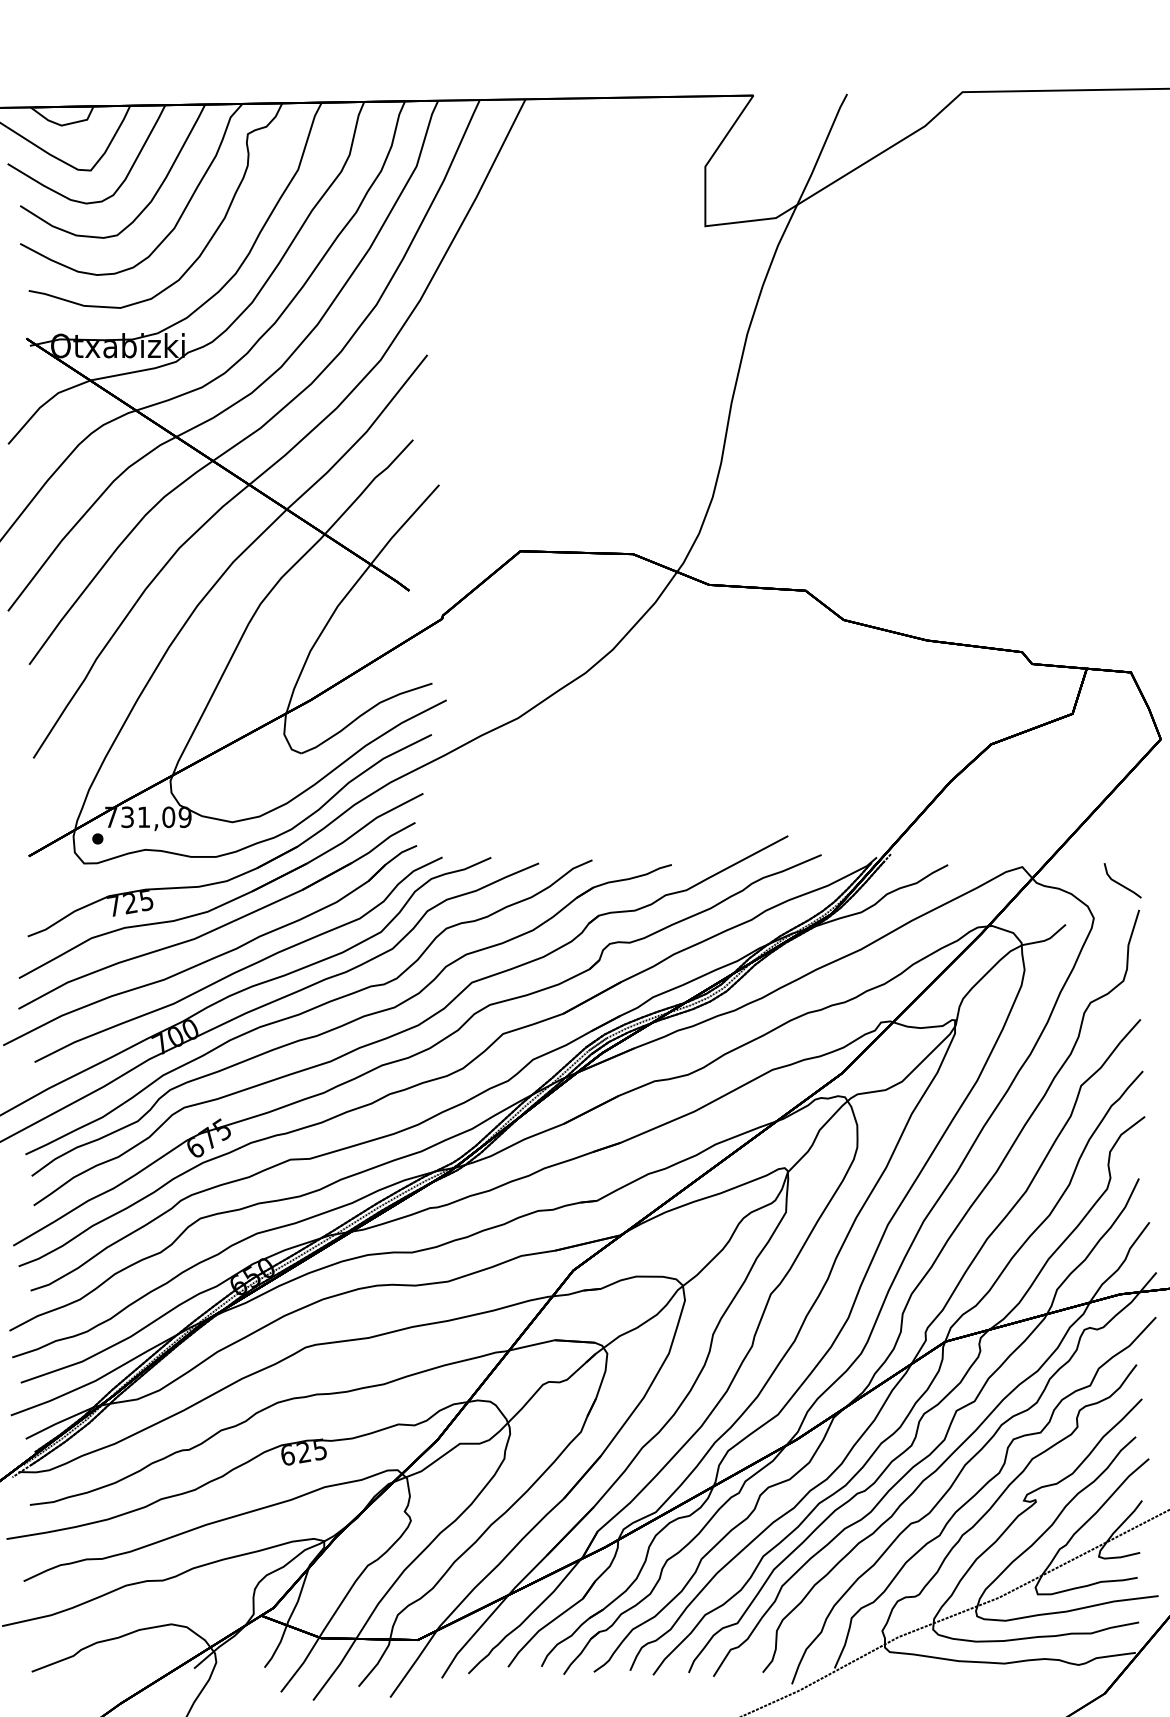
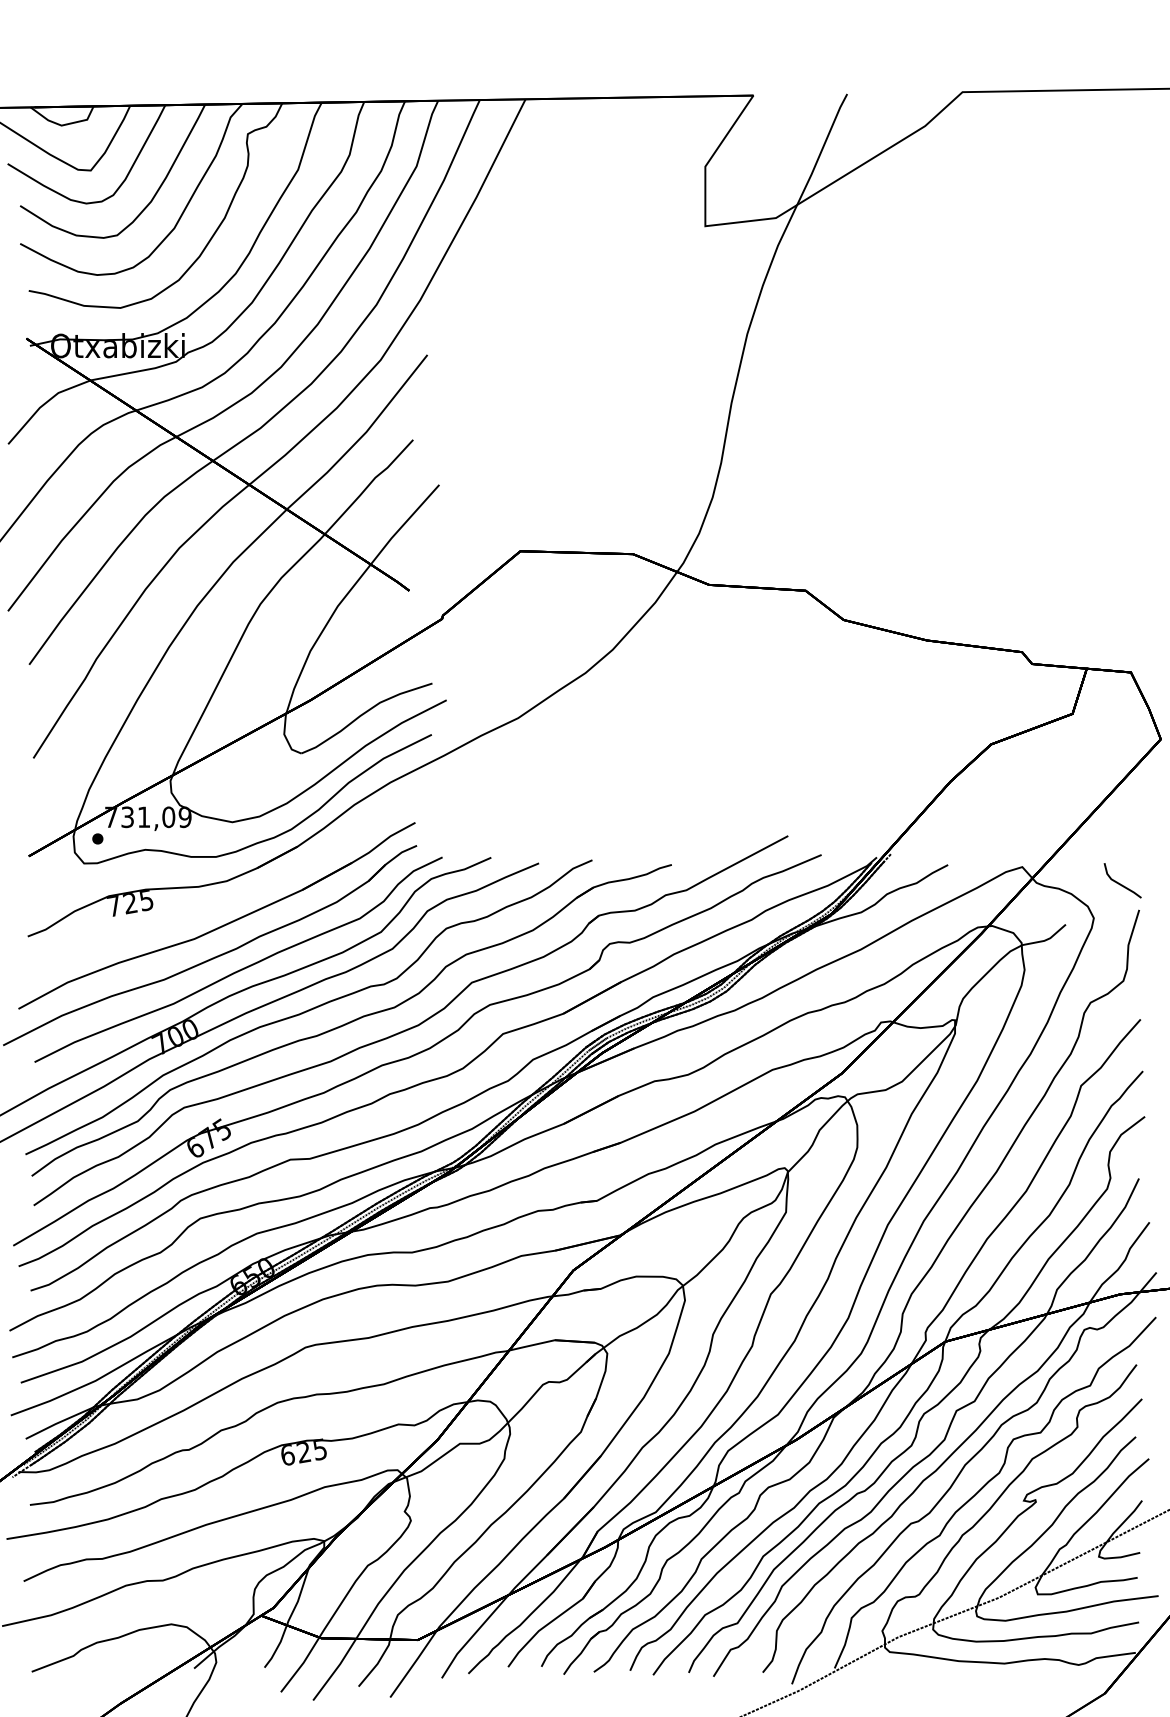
part: present -> none (227, 901)
